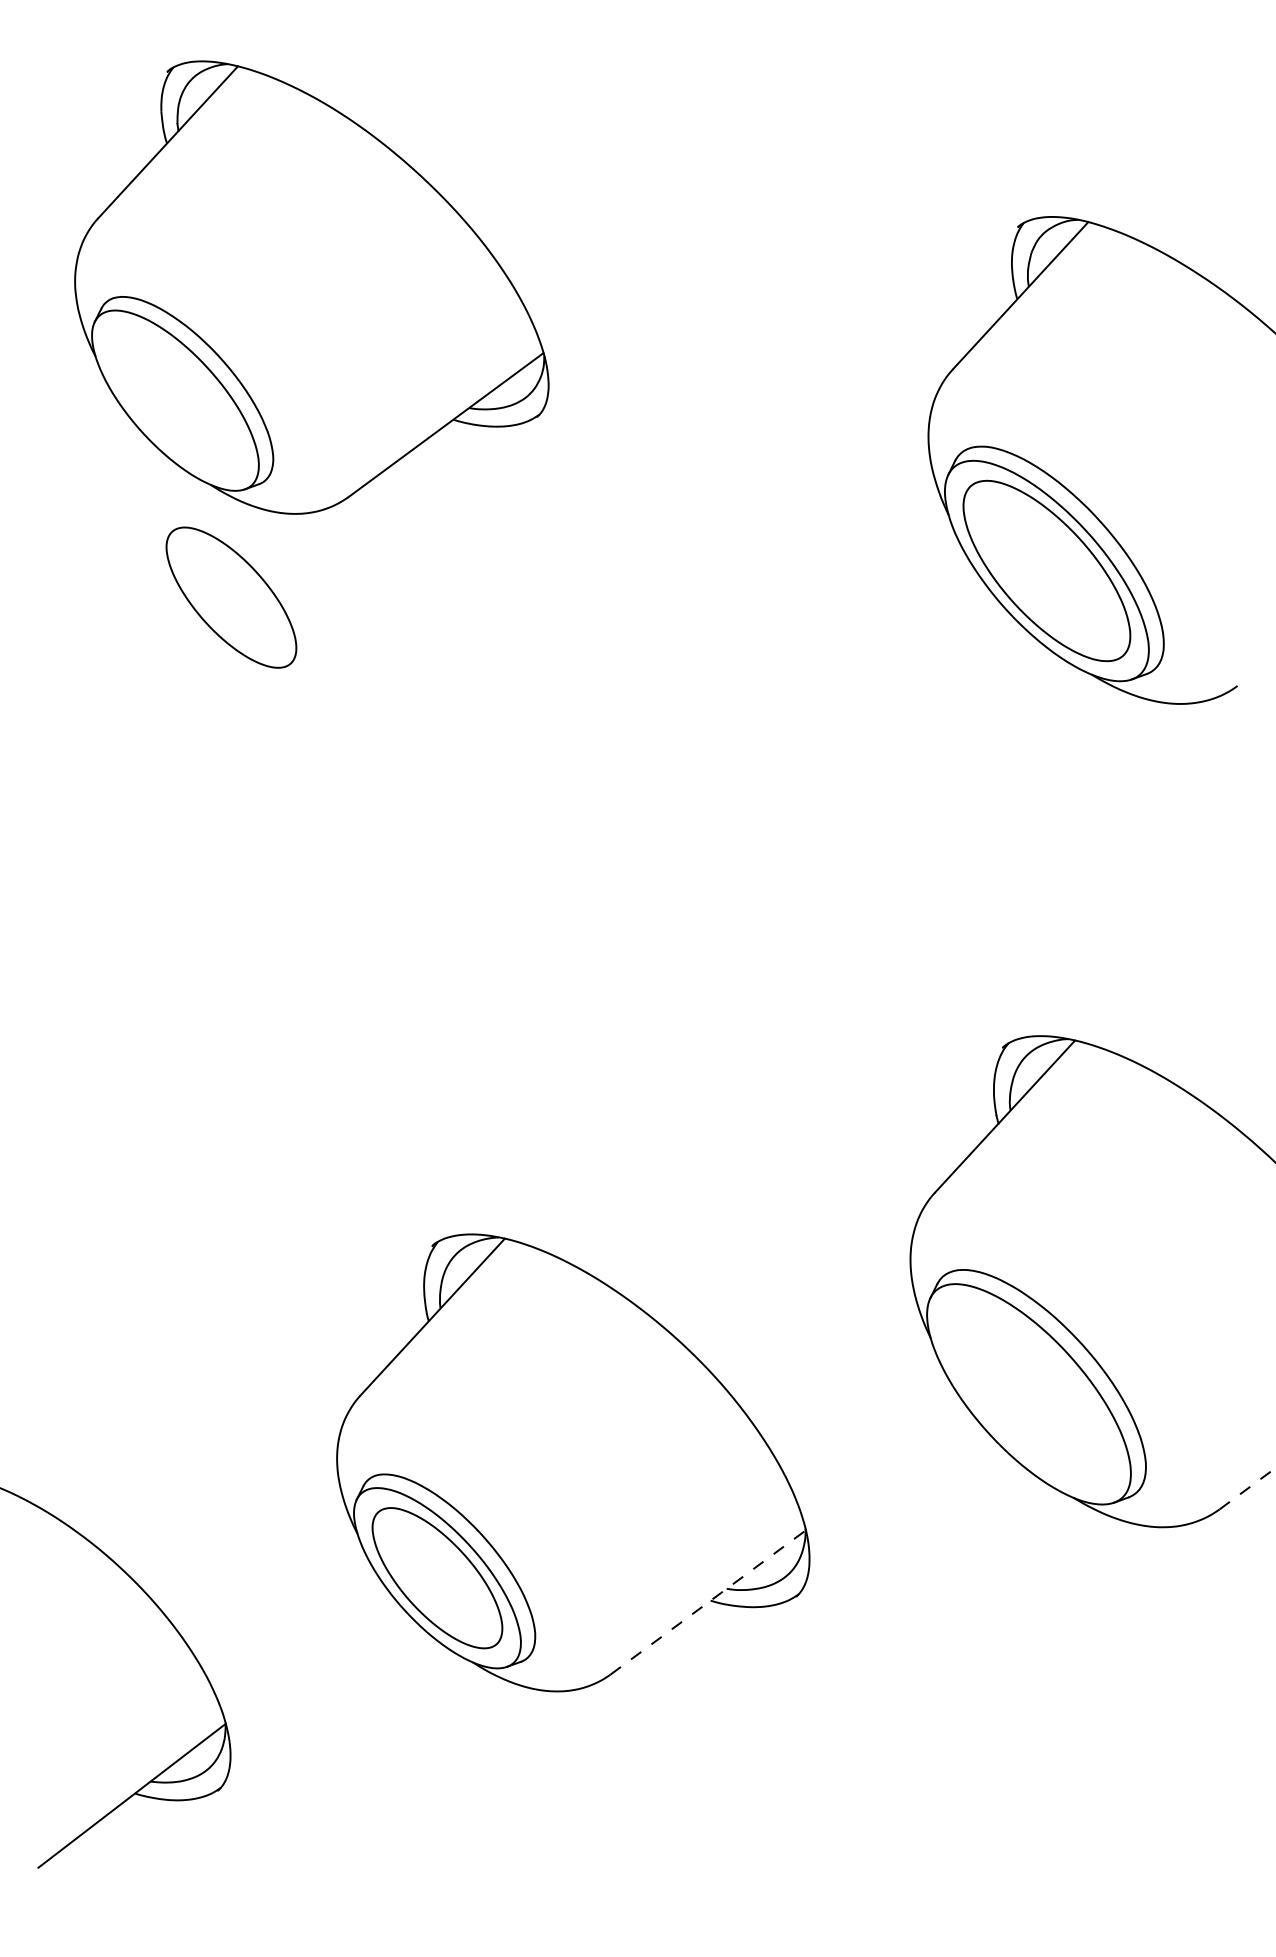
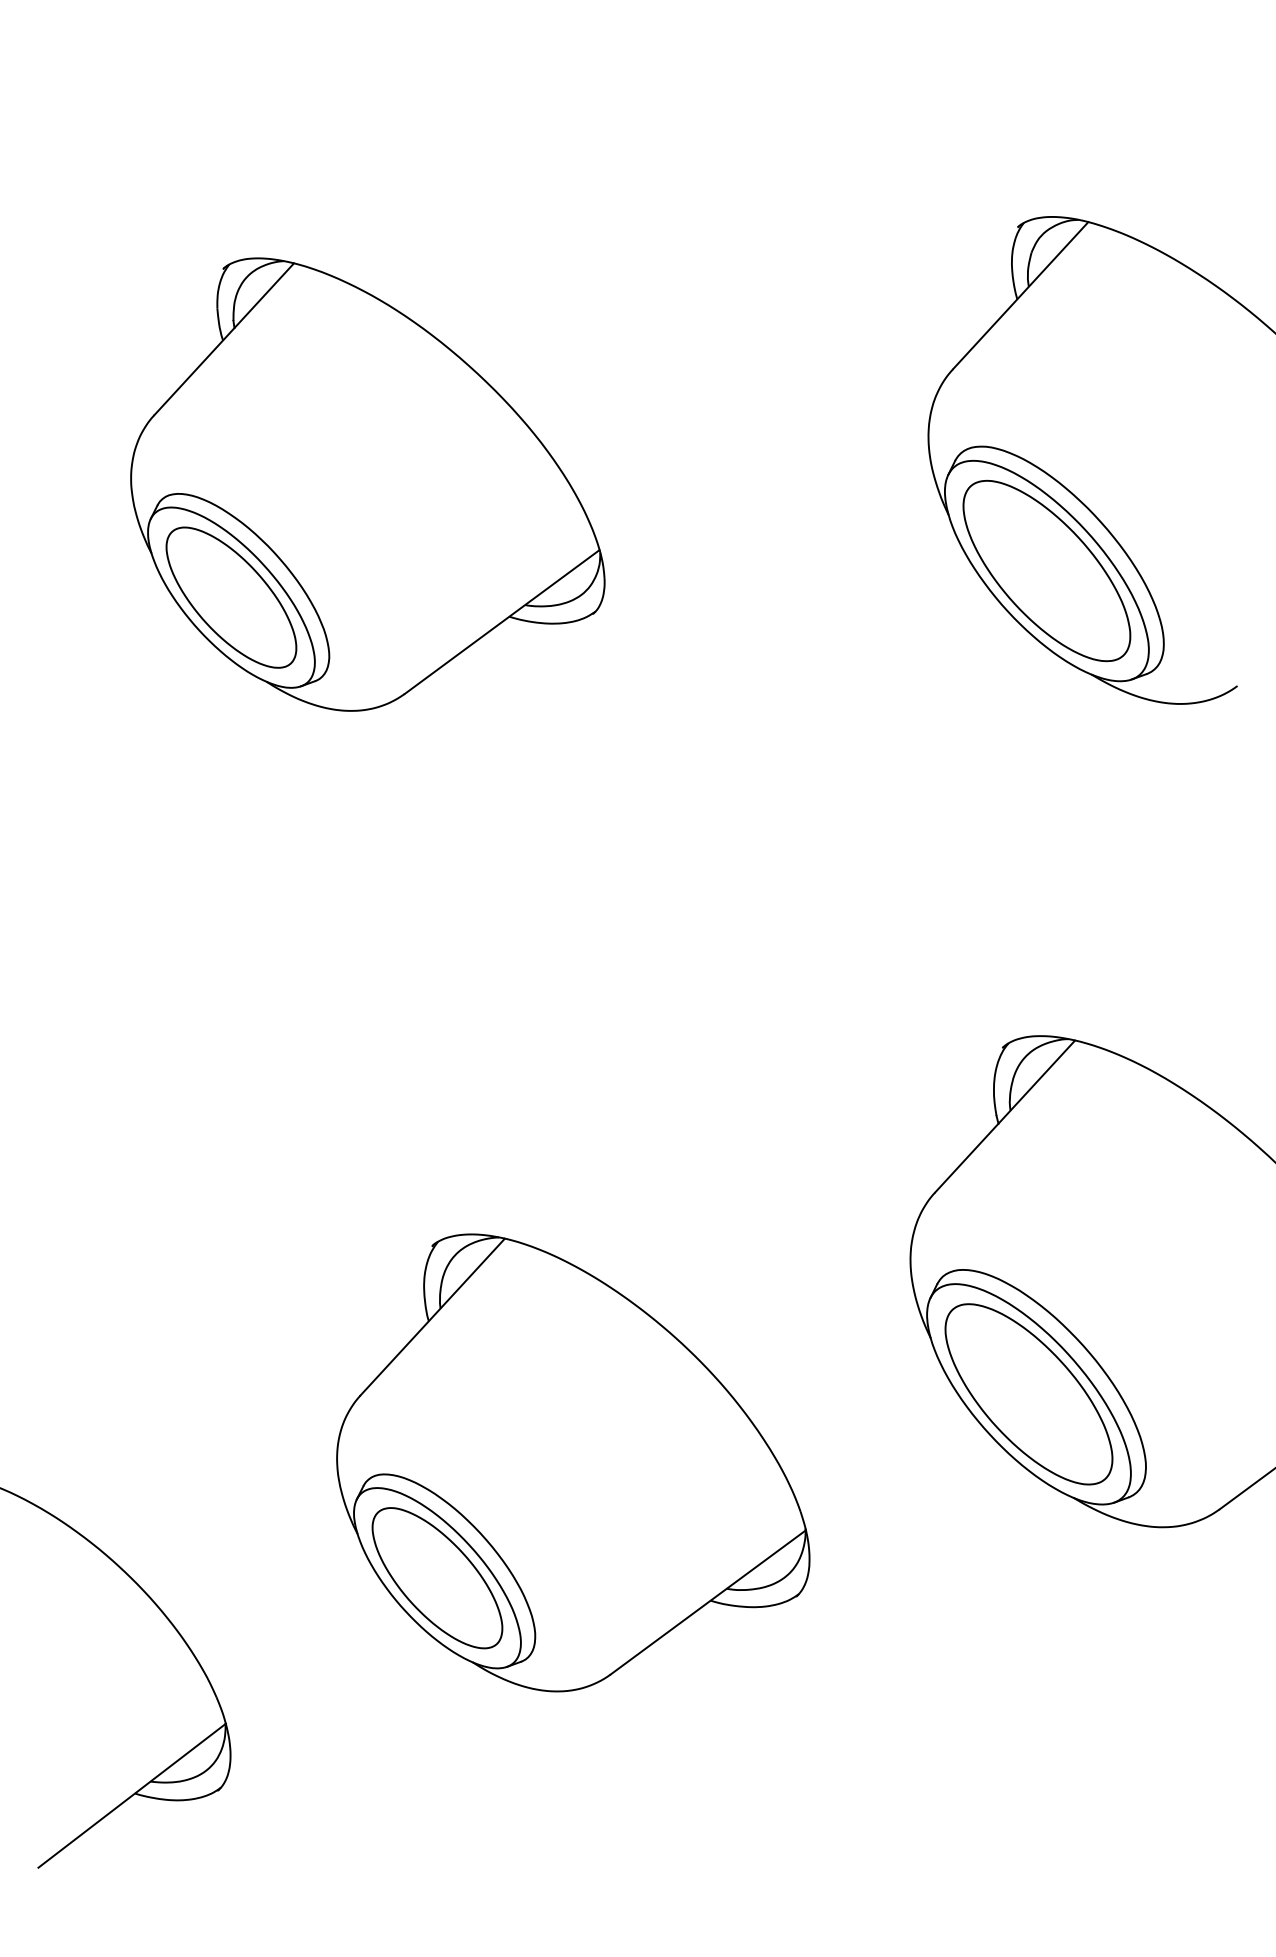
part position: (311, 287) -> (367, 484) (367, 484)
part: none -> present (1028, 1394)
line: dashed -> solid (1247, 1488)
line: dashed -> solid (708, 1602)
